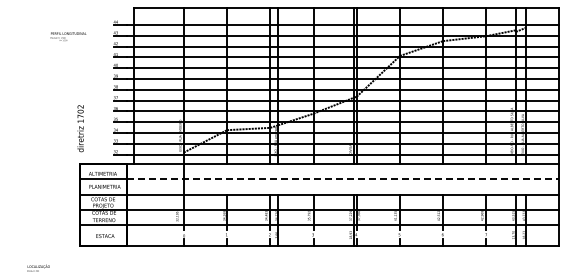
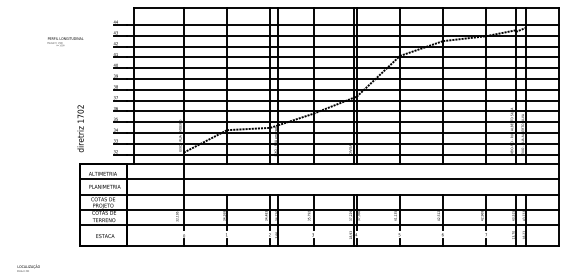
text position: (68, 36) -> (65, 41) (65, 41)
line: dashed -> solid (342, 179)
text position: (38, 267) -> (28, 267) (28, 267)
